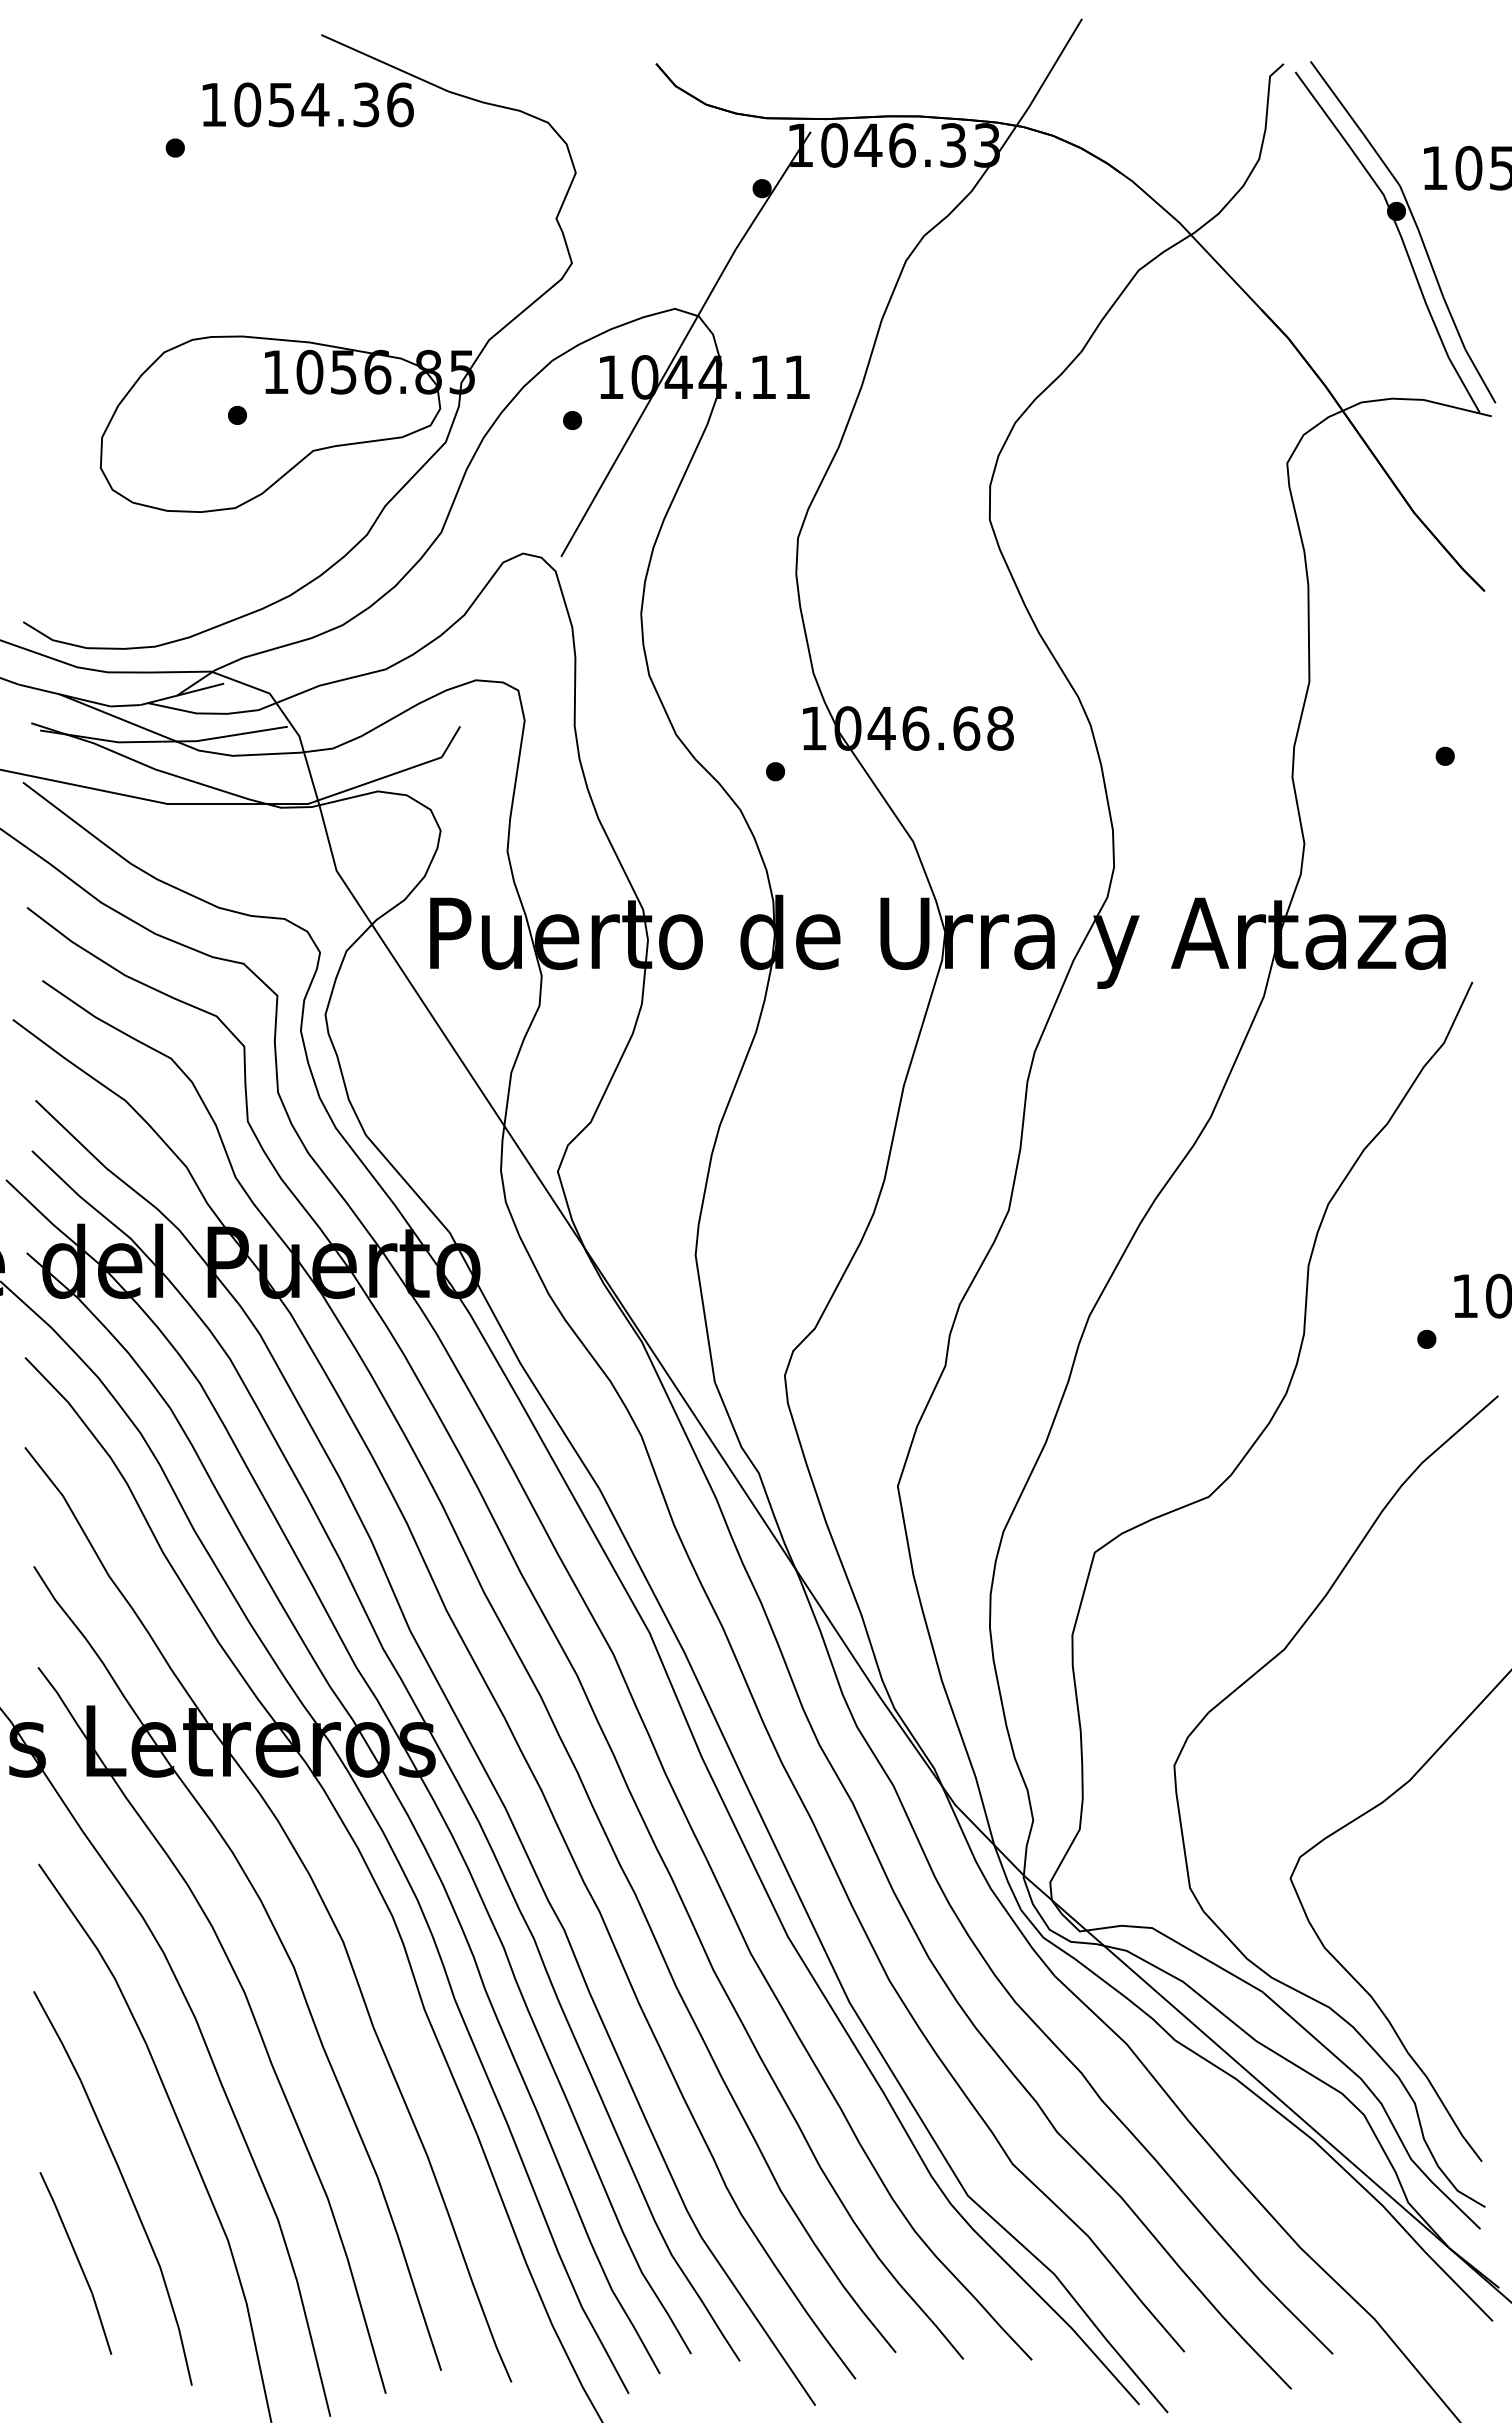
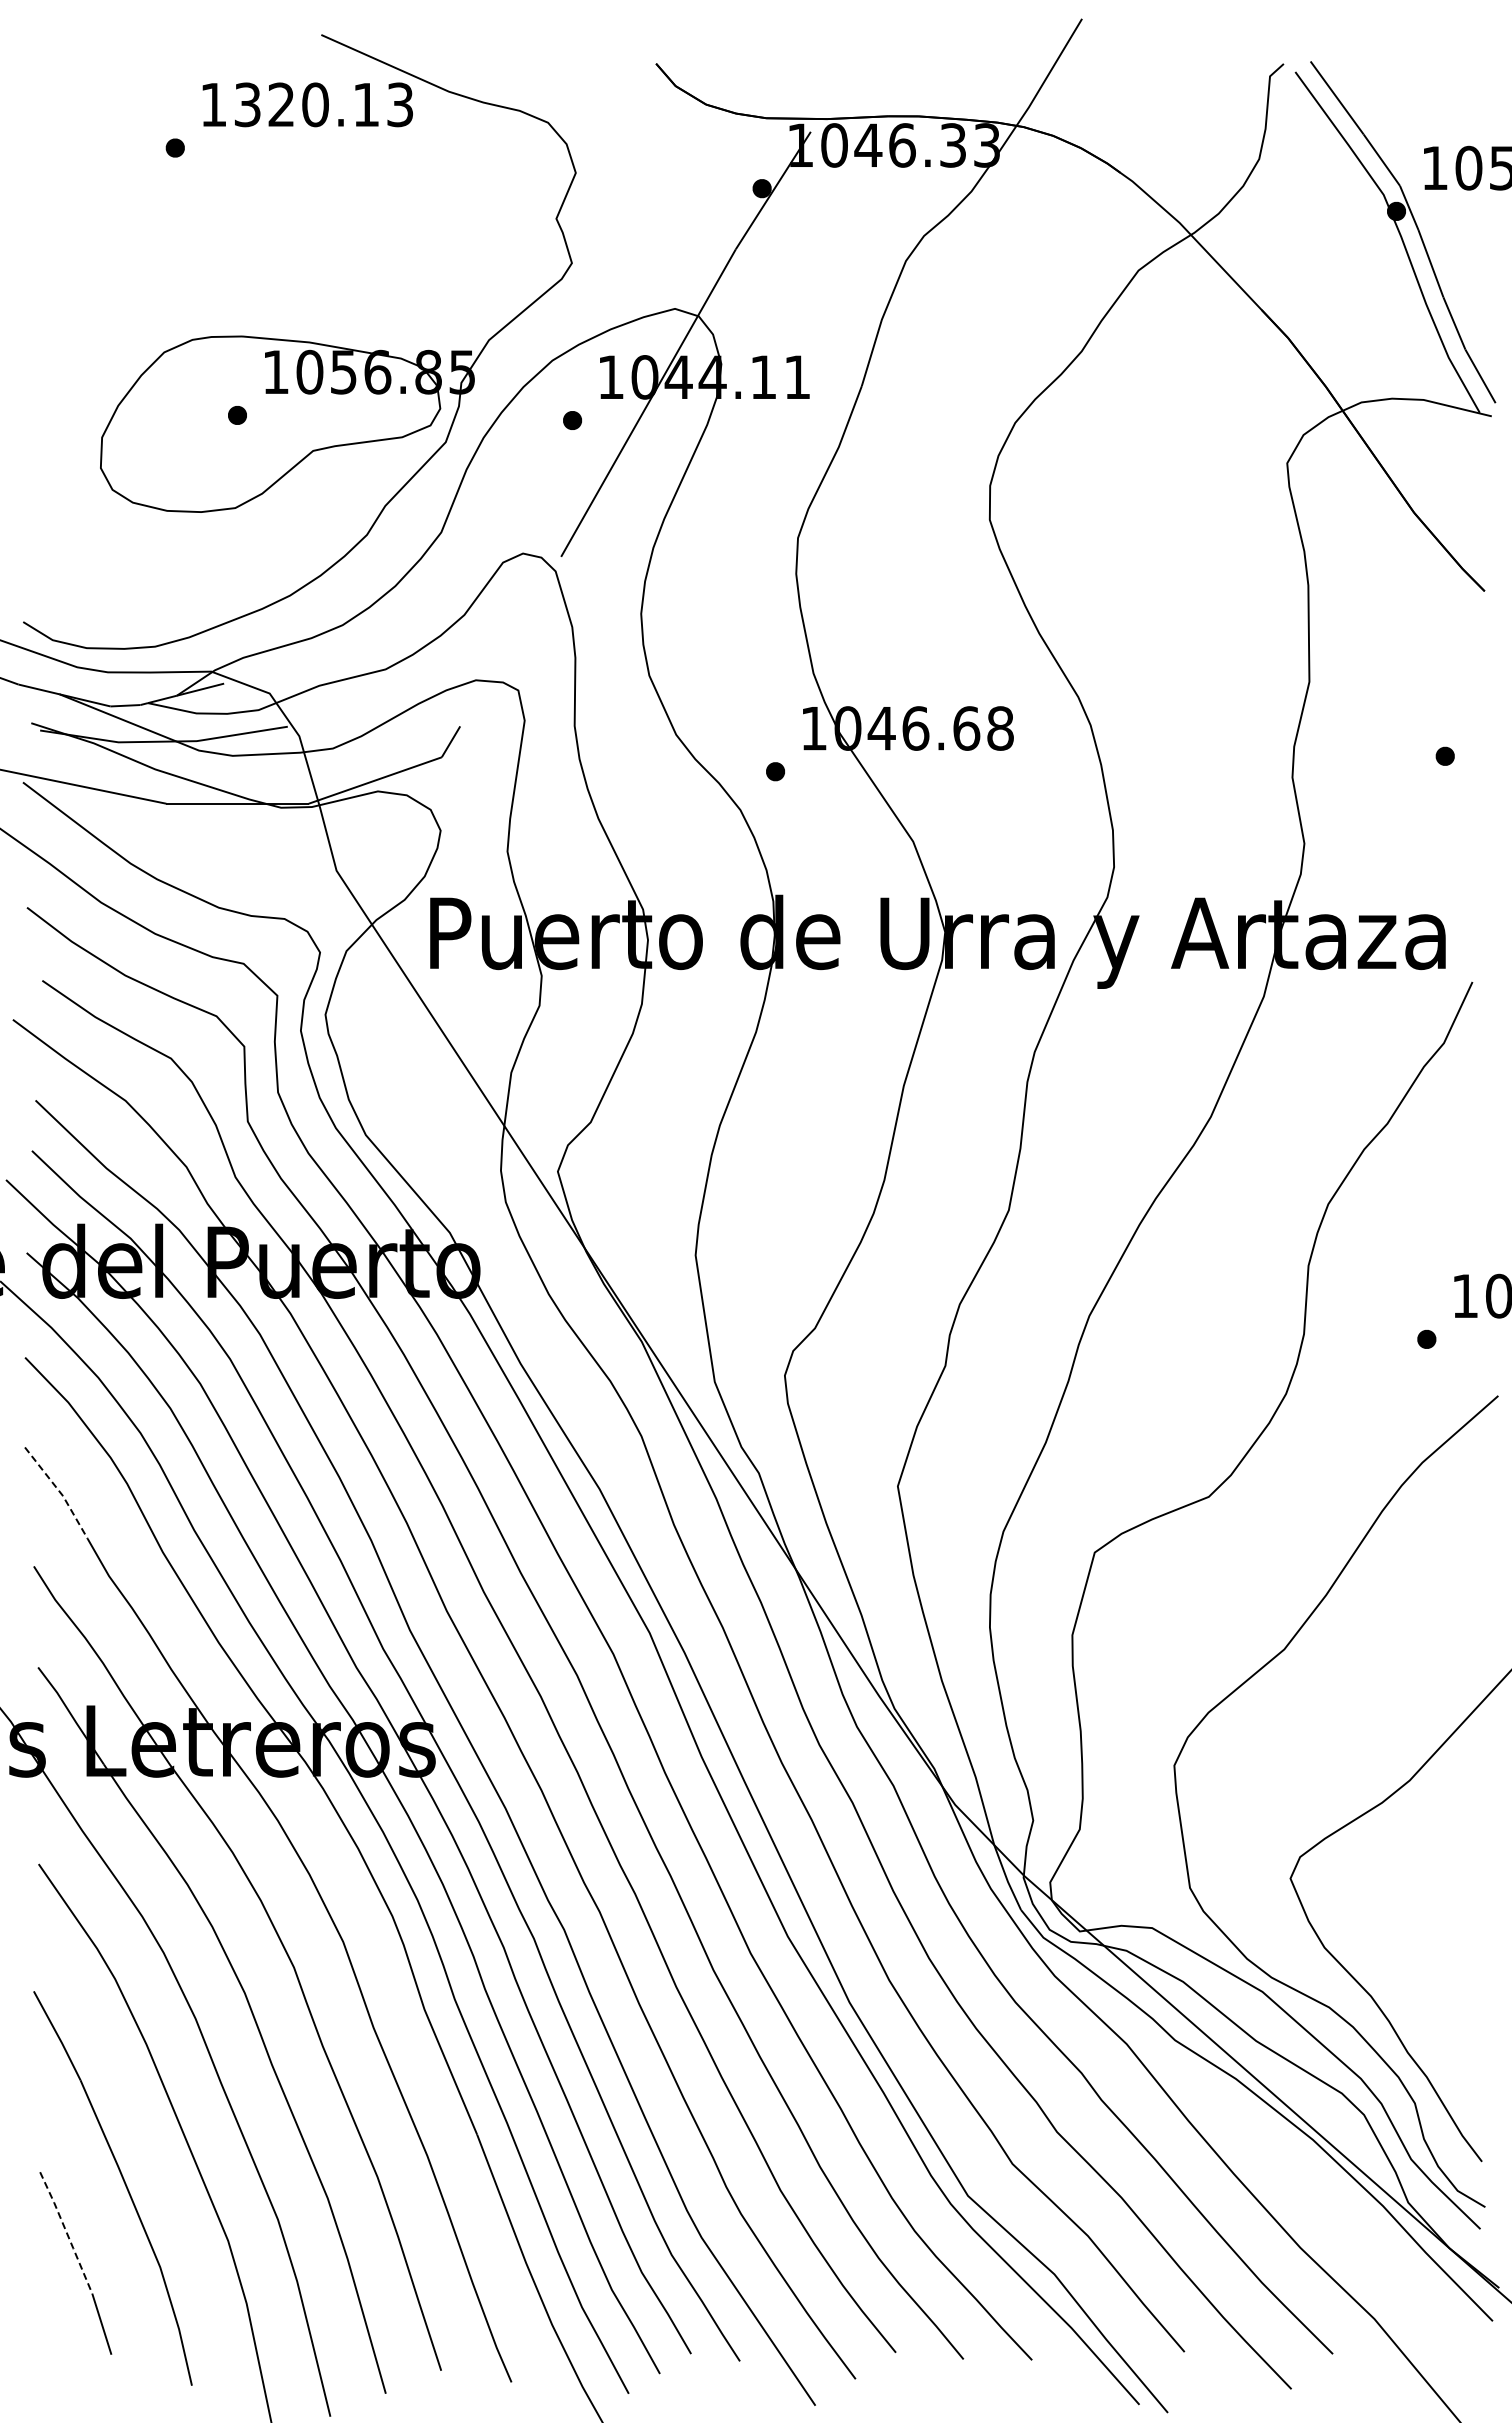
text: 1054.36 -> 1320.13 (323, 104)
line: solid -> dashed (60, 1492)
line: solid -> dashed (66, 2232)
